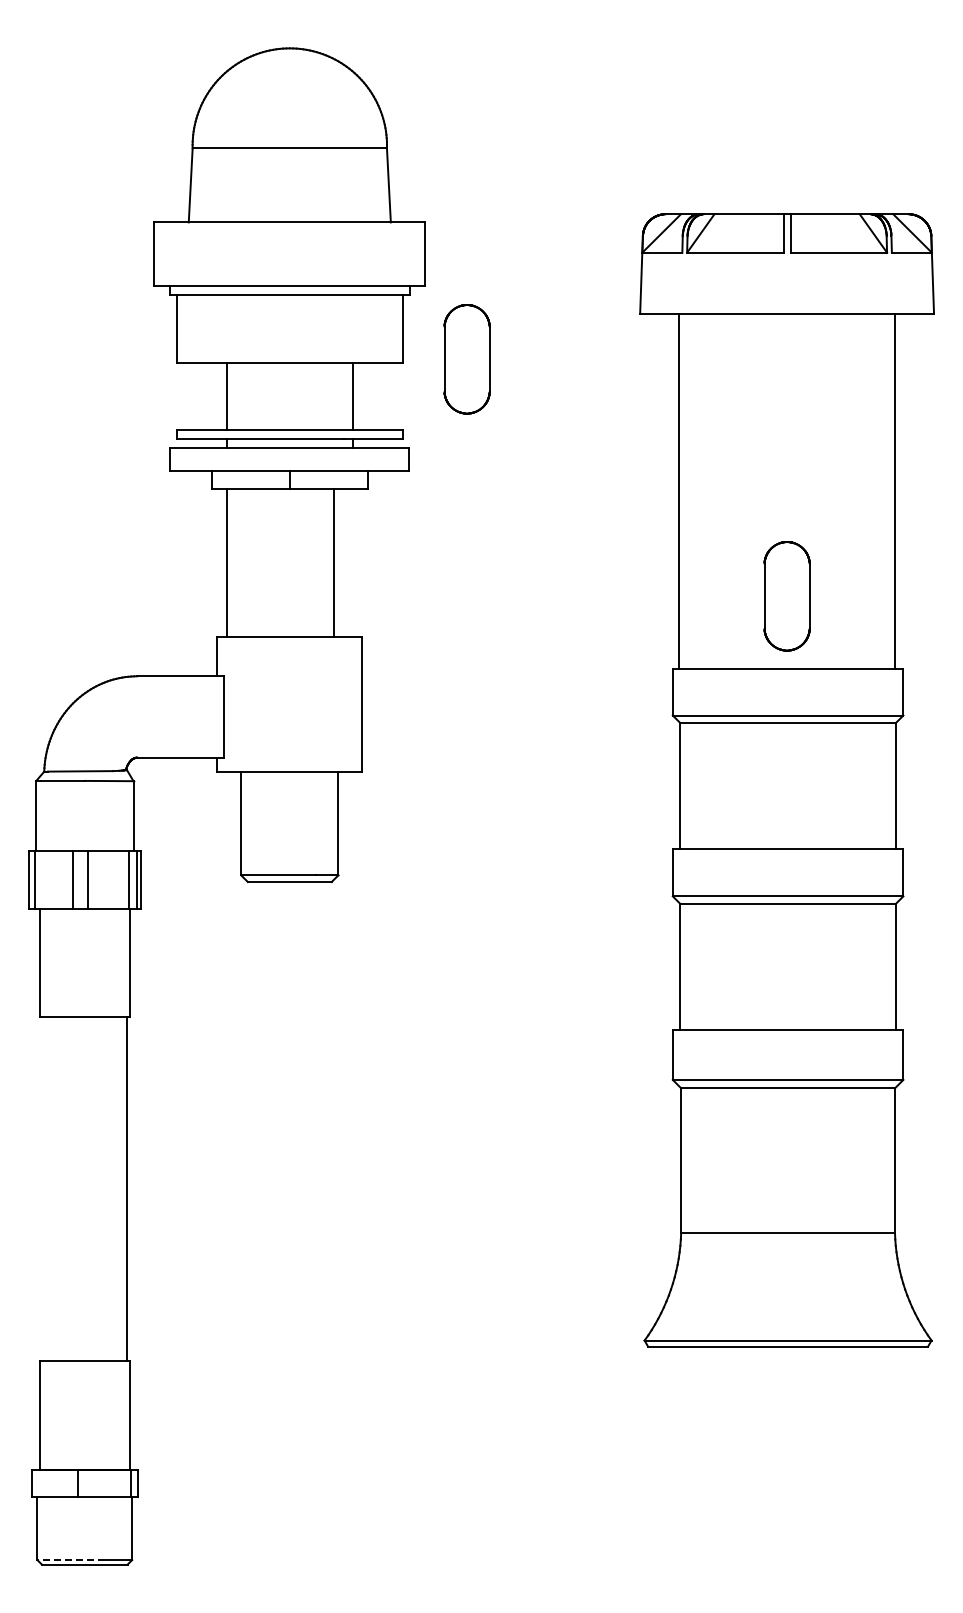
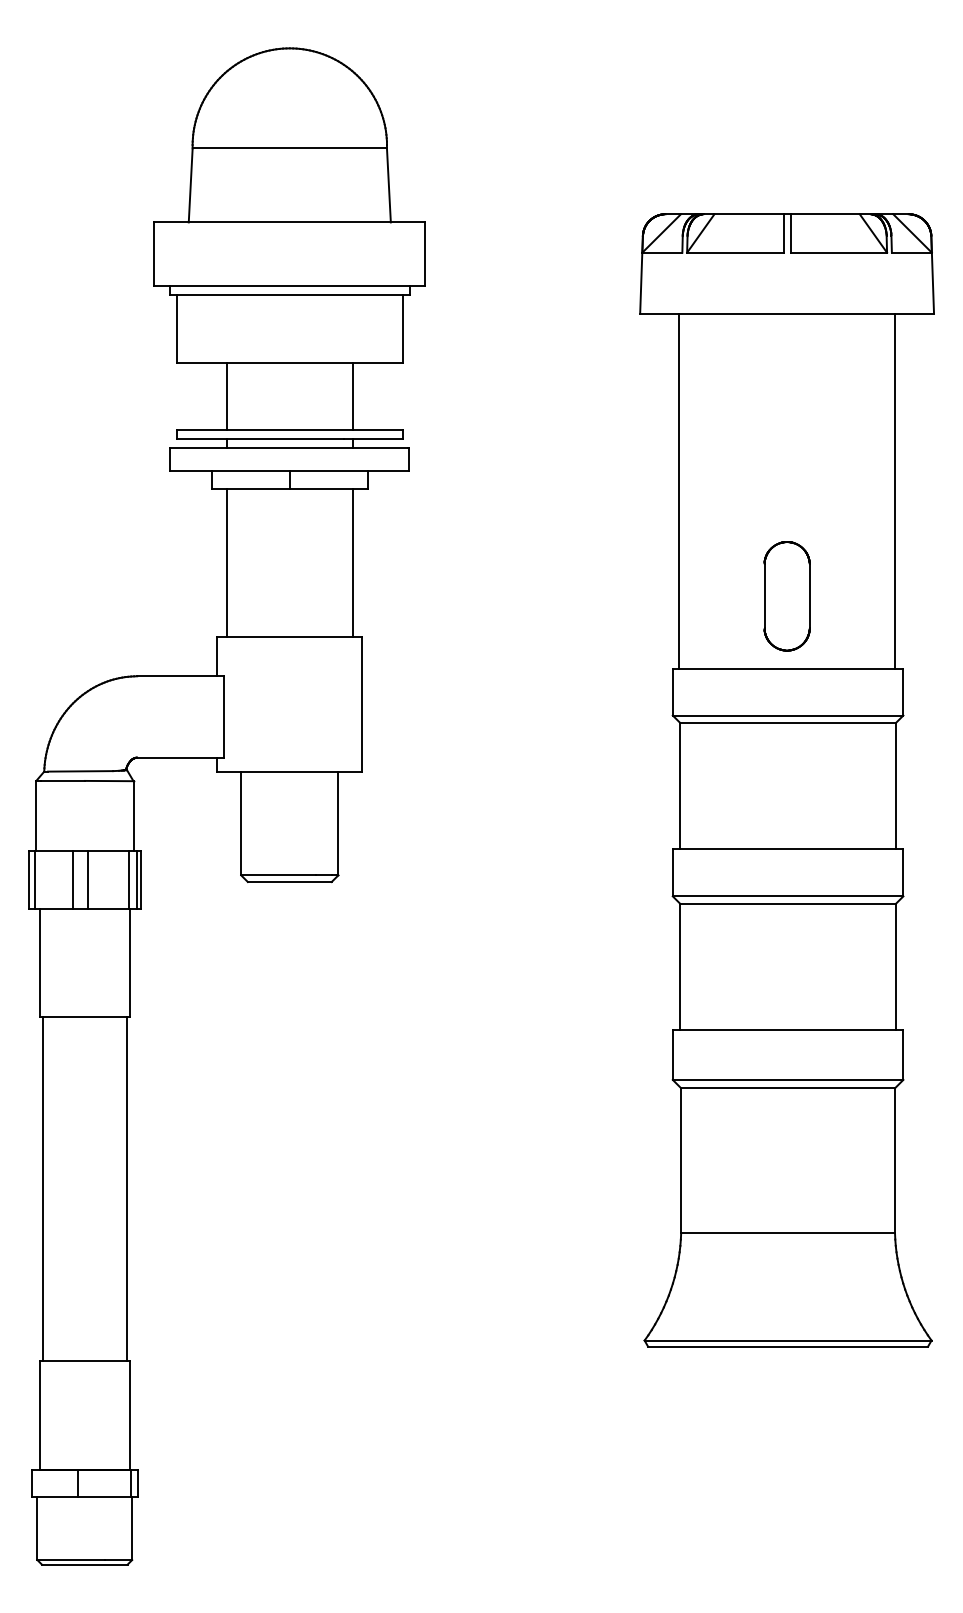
part: present -> none (466, 359)
line position: (334, 562) -> (353, 562) (353, 562)
line: none -> present (42, 1188)
line: dashed -> solid (71, 1560)
